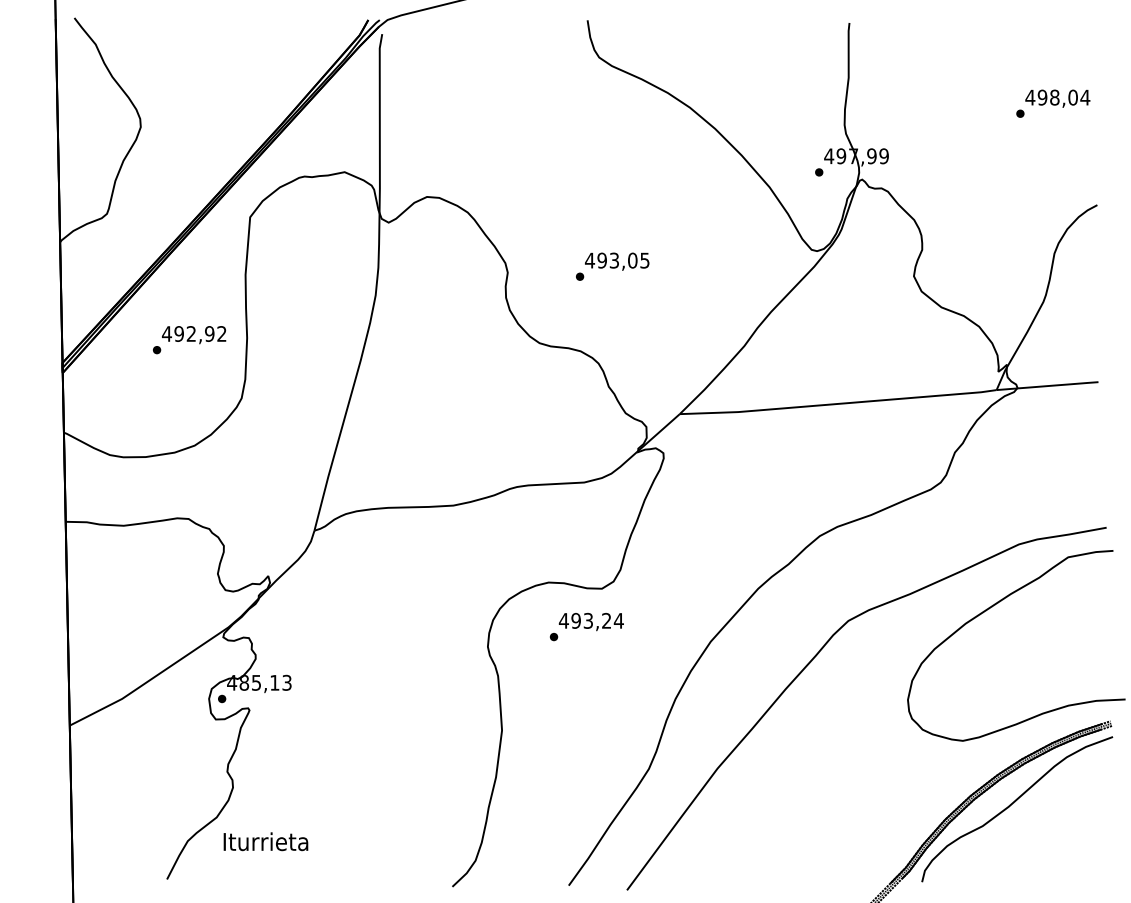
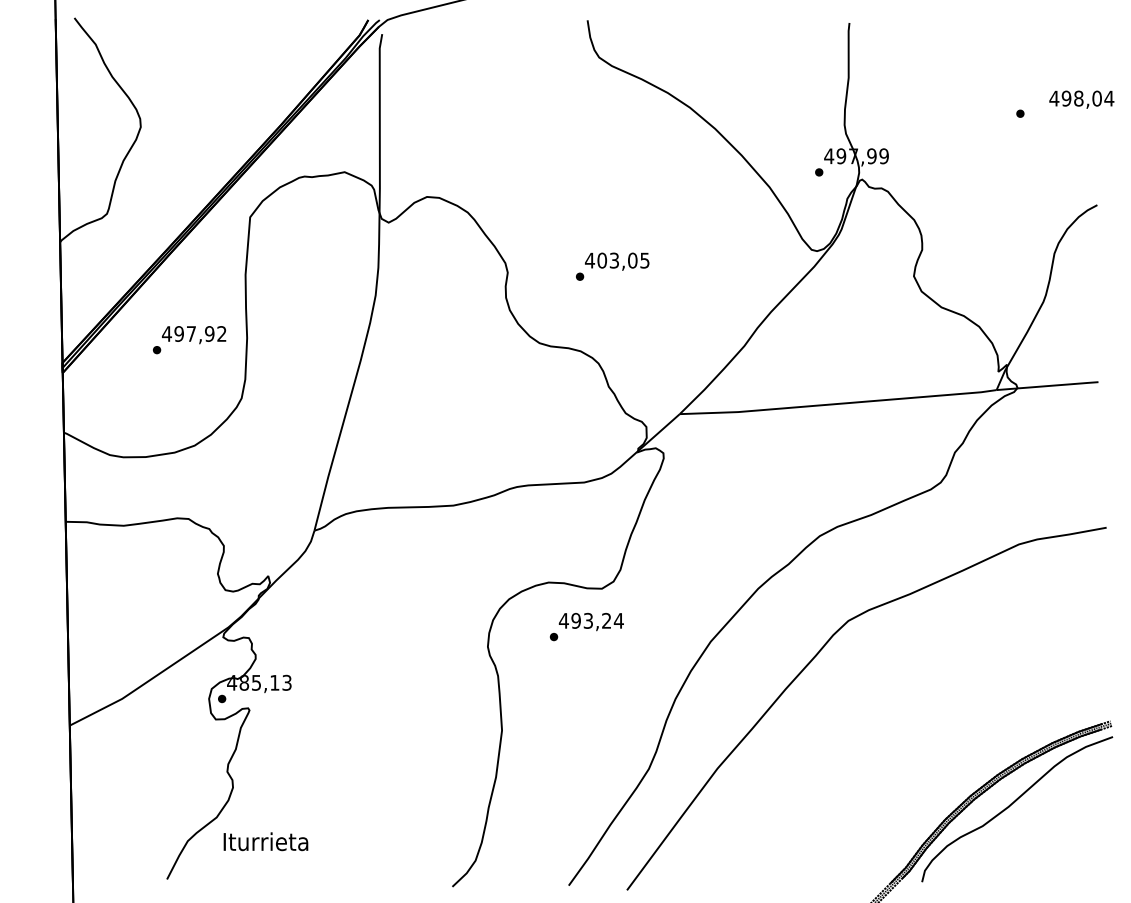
text position: (1057, 98) -> (1081, 99) (1081, 99)
text: 493,05 -> 403,05 (601, 260)
text: 492,92 -> 497,92 (190, 333)
part: present -> none (992, 607)
